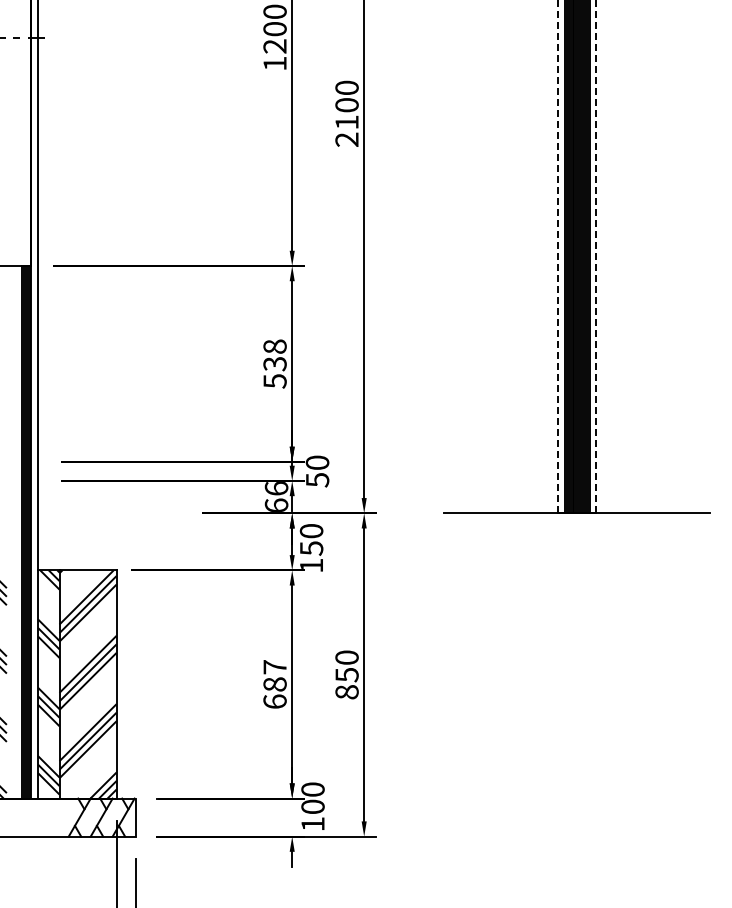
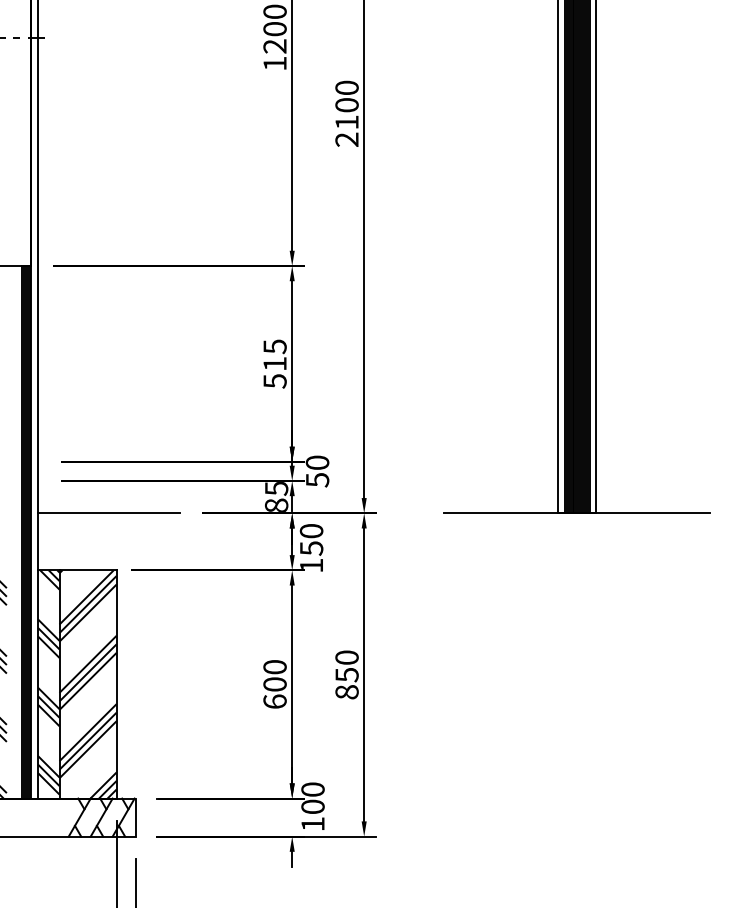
line: dashed -> solid (558, 256)
line: dashed -> solid (596, 256)
text: 538 -> 515 (274, 355)
text: 66 -> 85 (276, 496)
line: none -> present (108, 513)
text: 687 -> 600 (274, 675)
